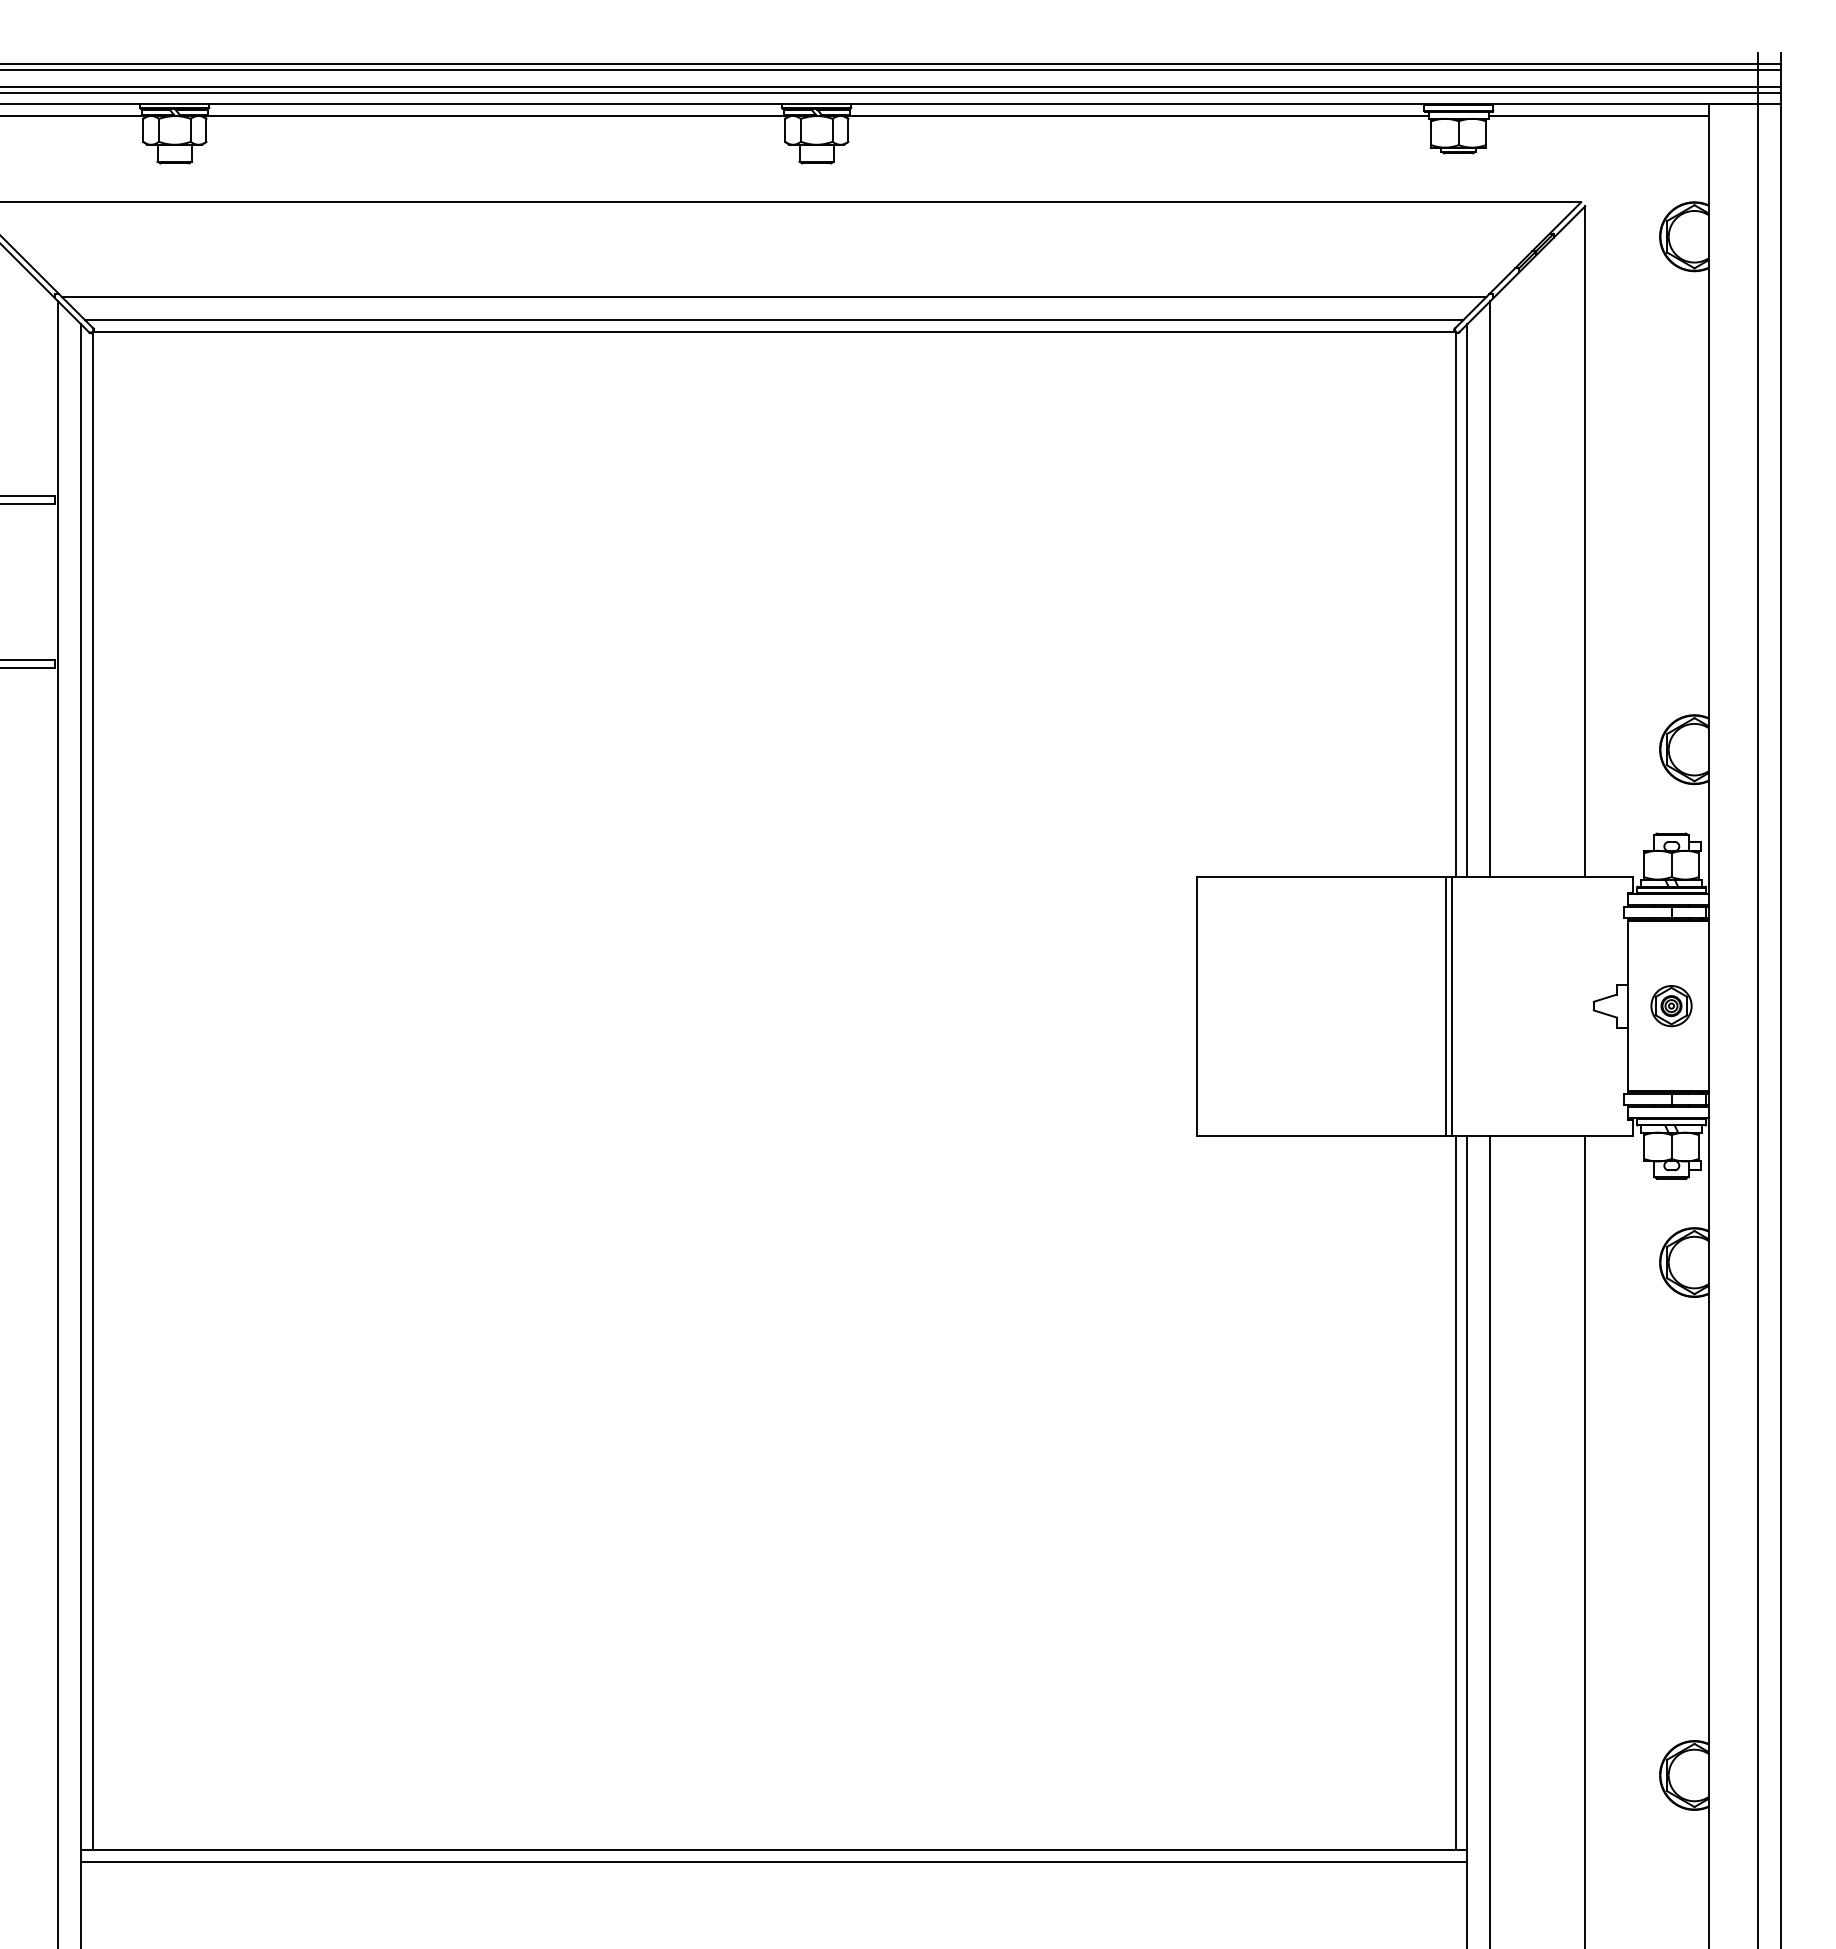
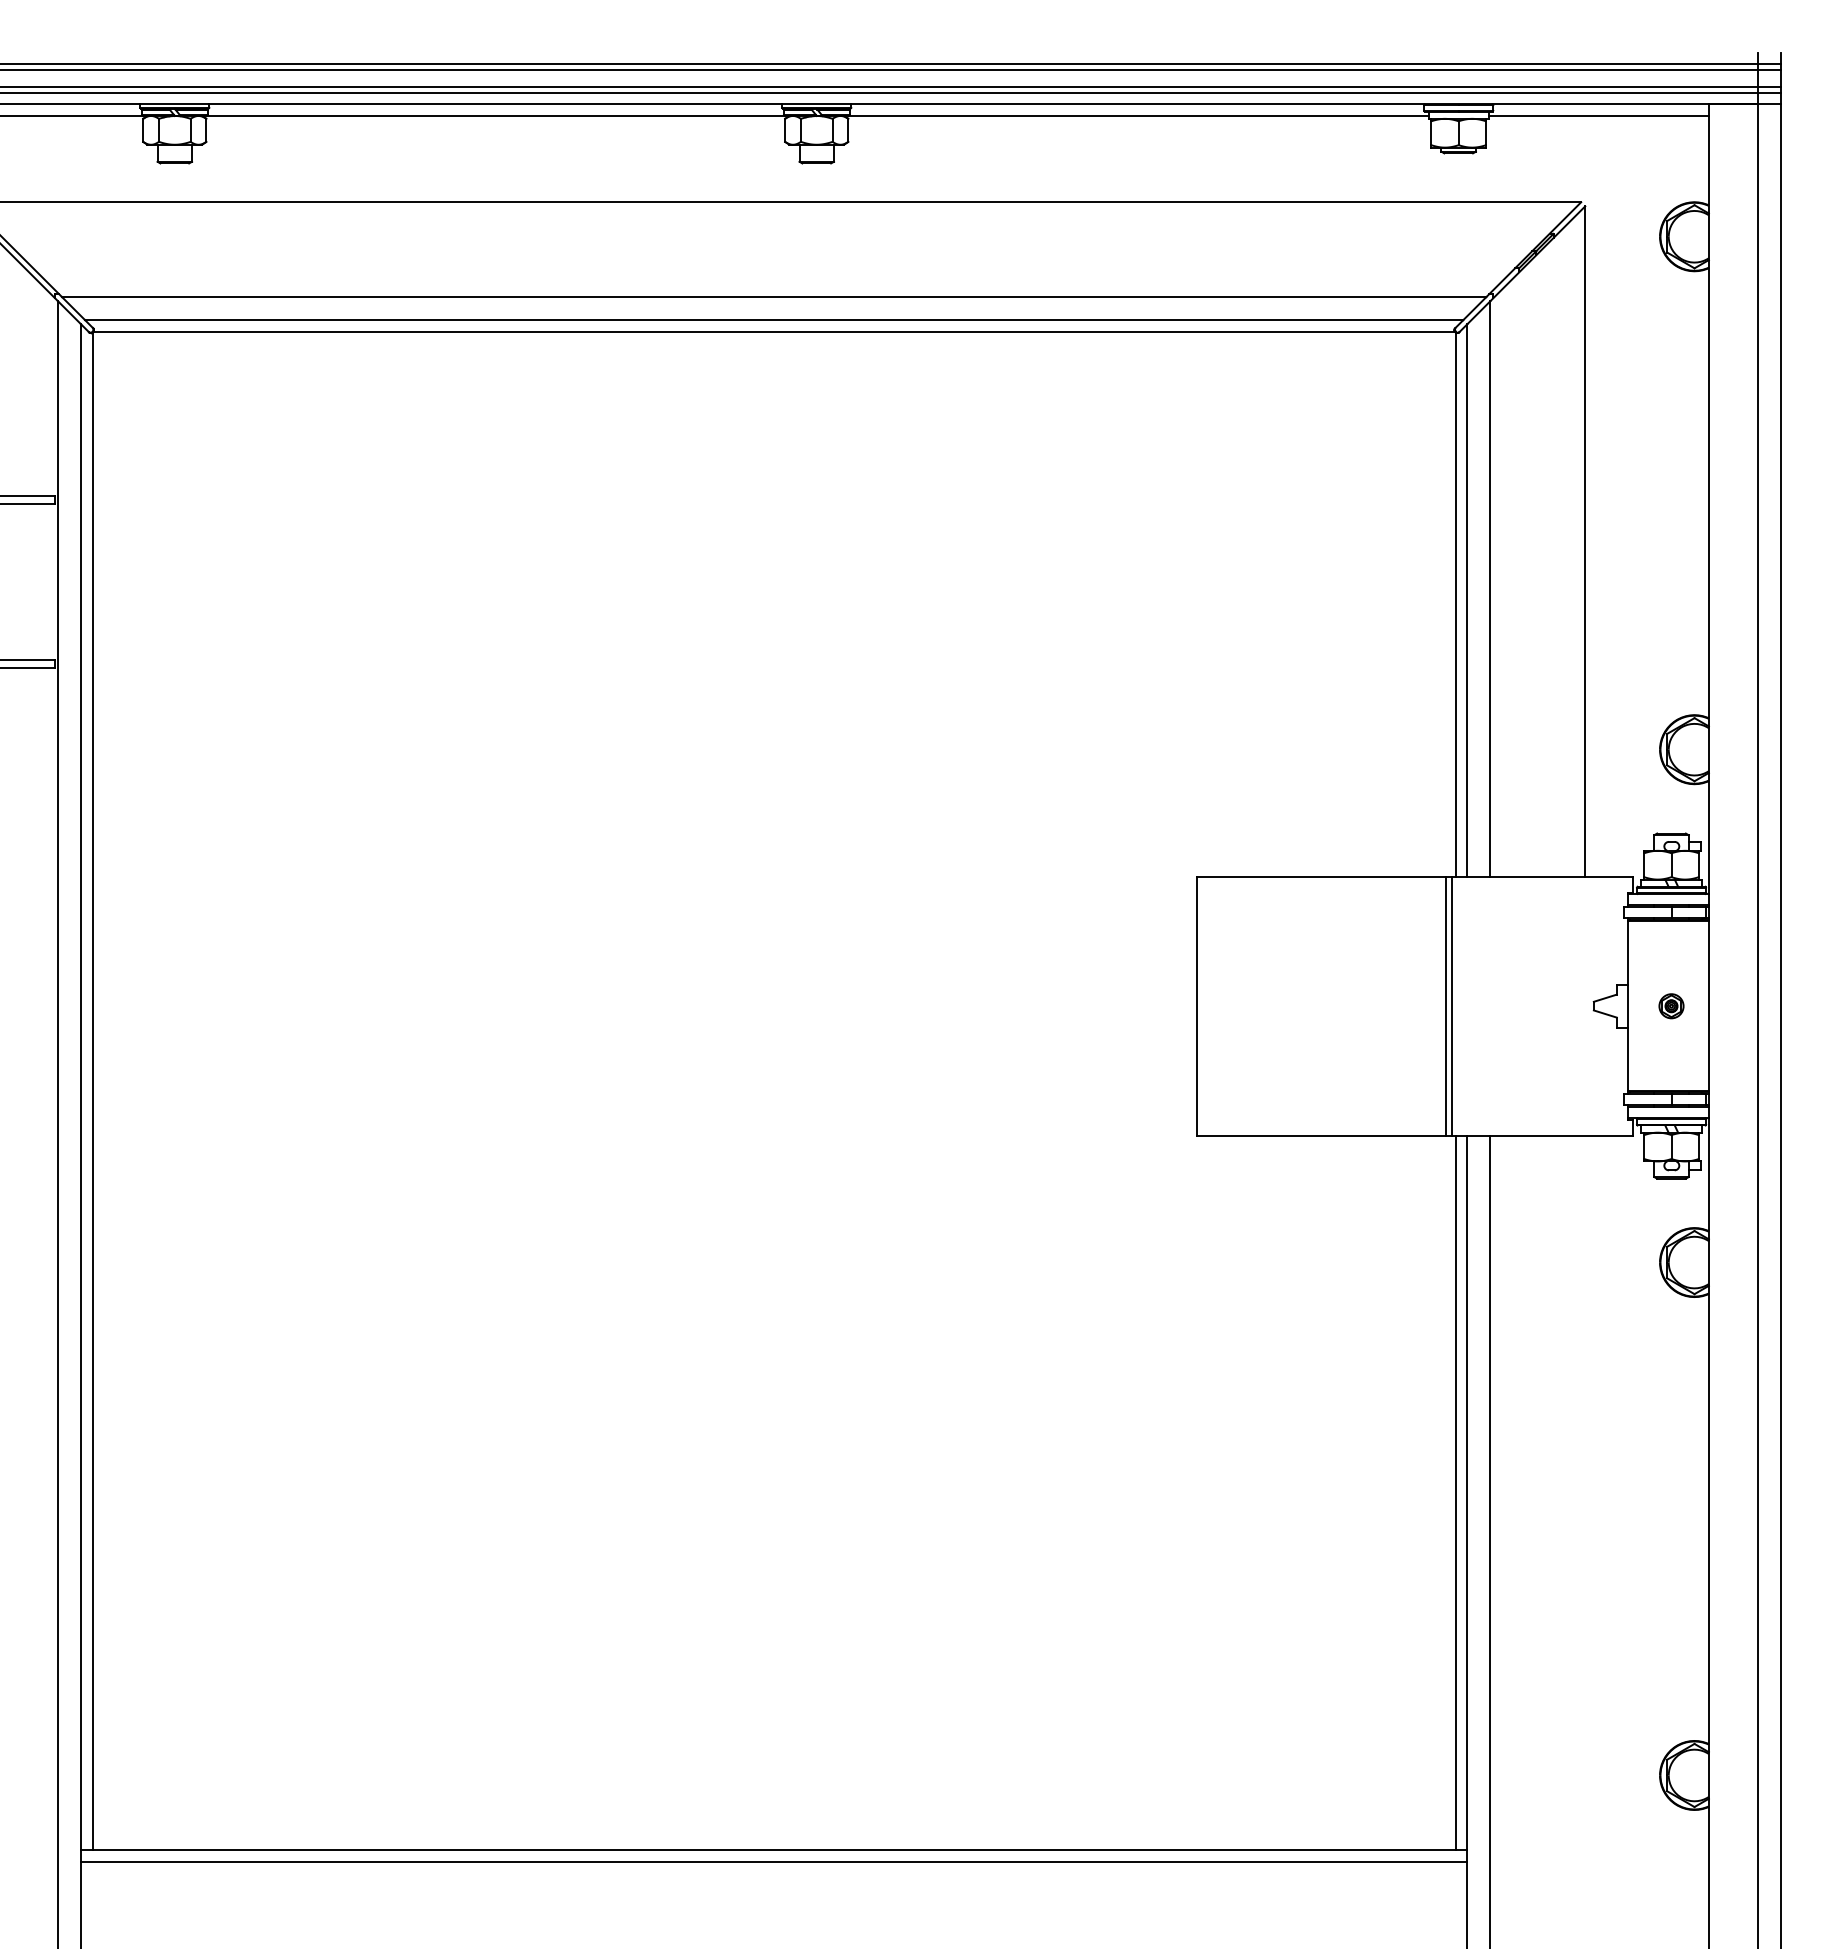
part size: 43x43 px -> 27x27 px (1671, 1006)
line: present -> none (1585, 1540)
